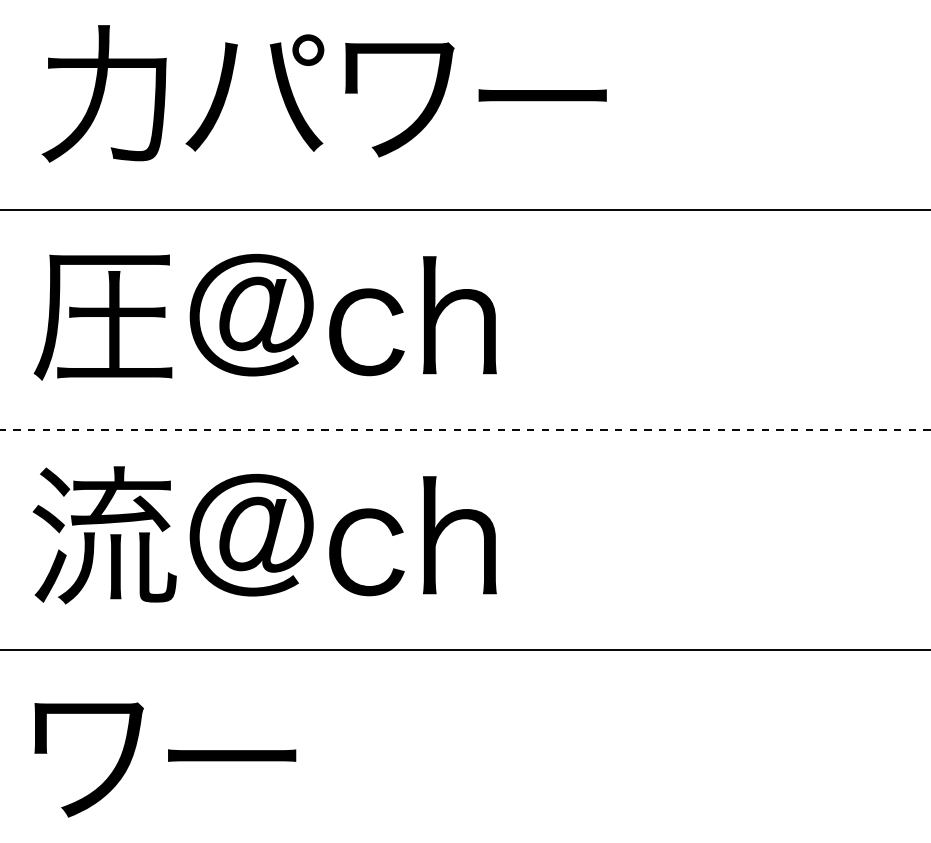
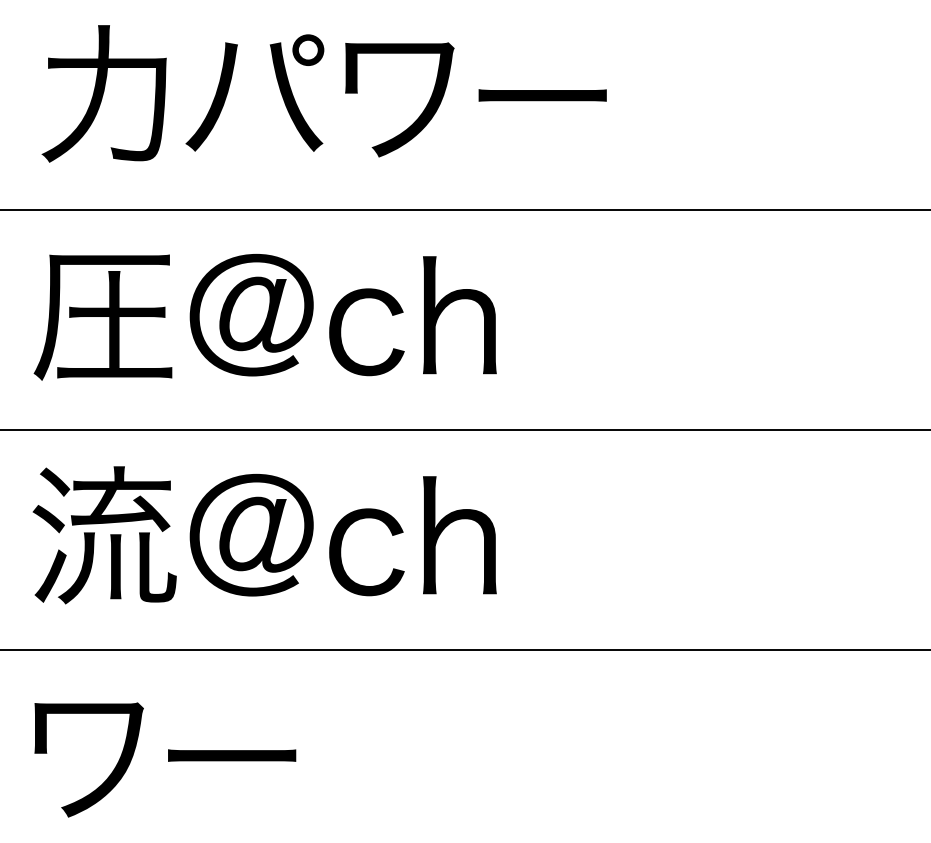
line: dashed -> solid (466, 430)
